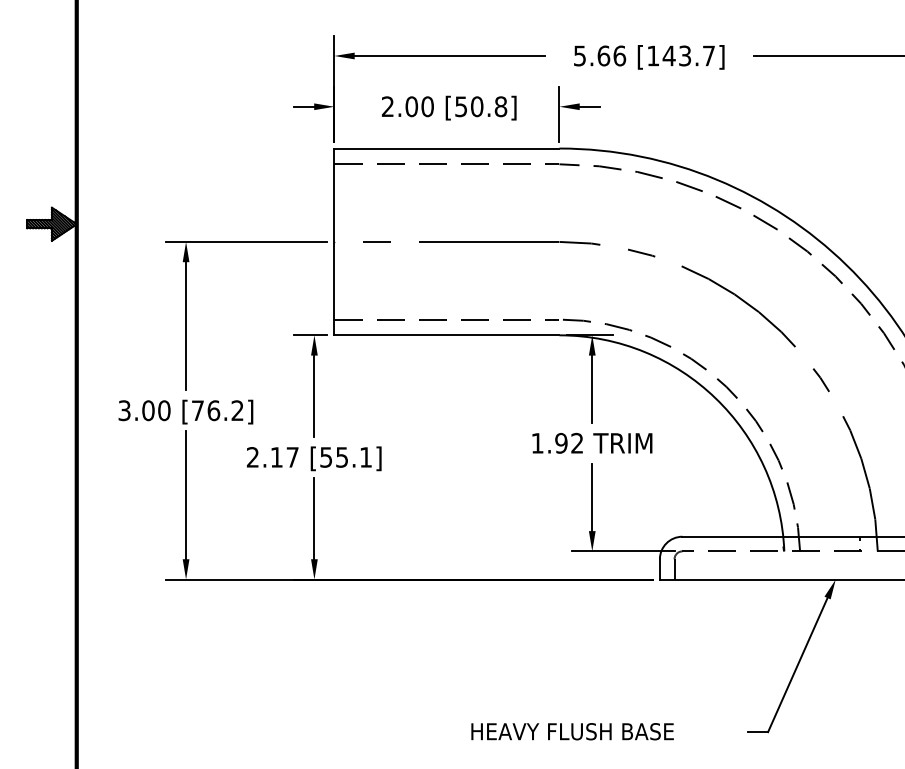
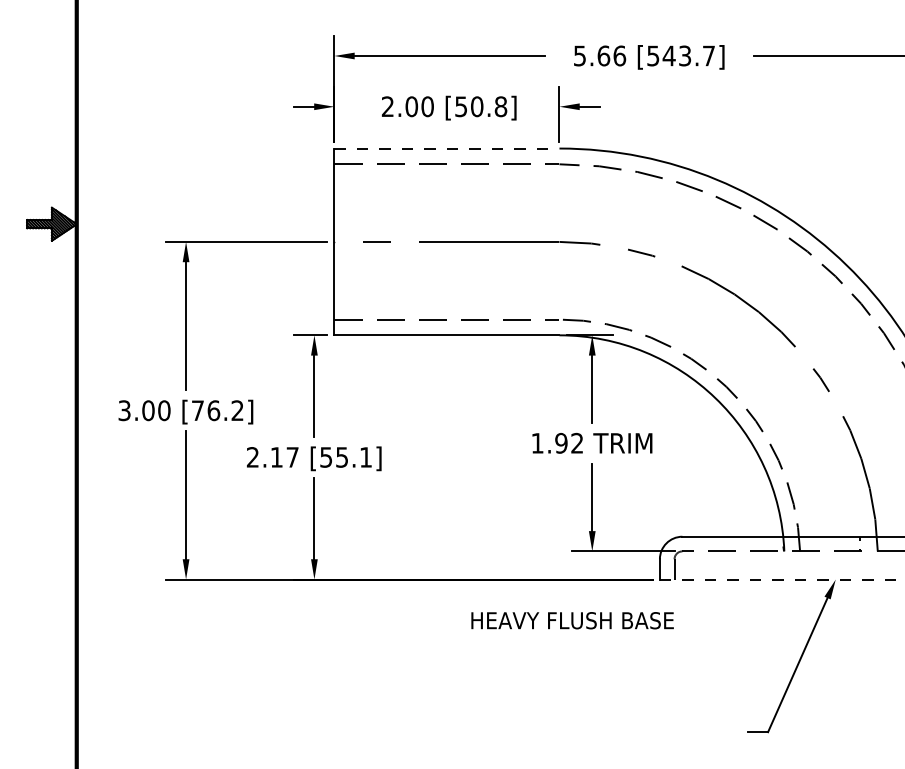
text: [143.7] -> [543.7] (653, 55)
line: solid -> dashed (446, 148)
line: solid -> dashed (782, 579)
text position: (572, 731) -> (572, 620) (572, 620)
